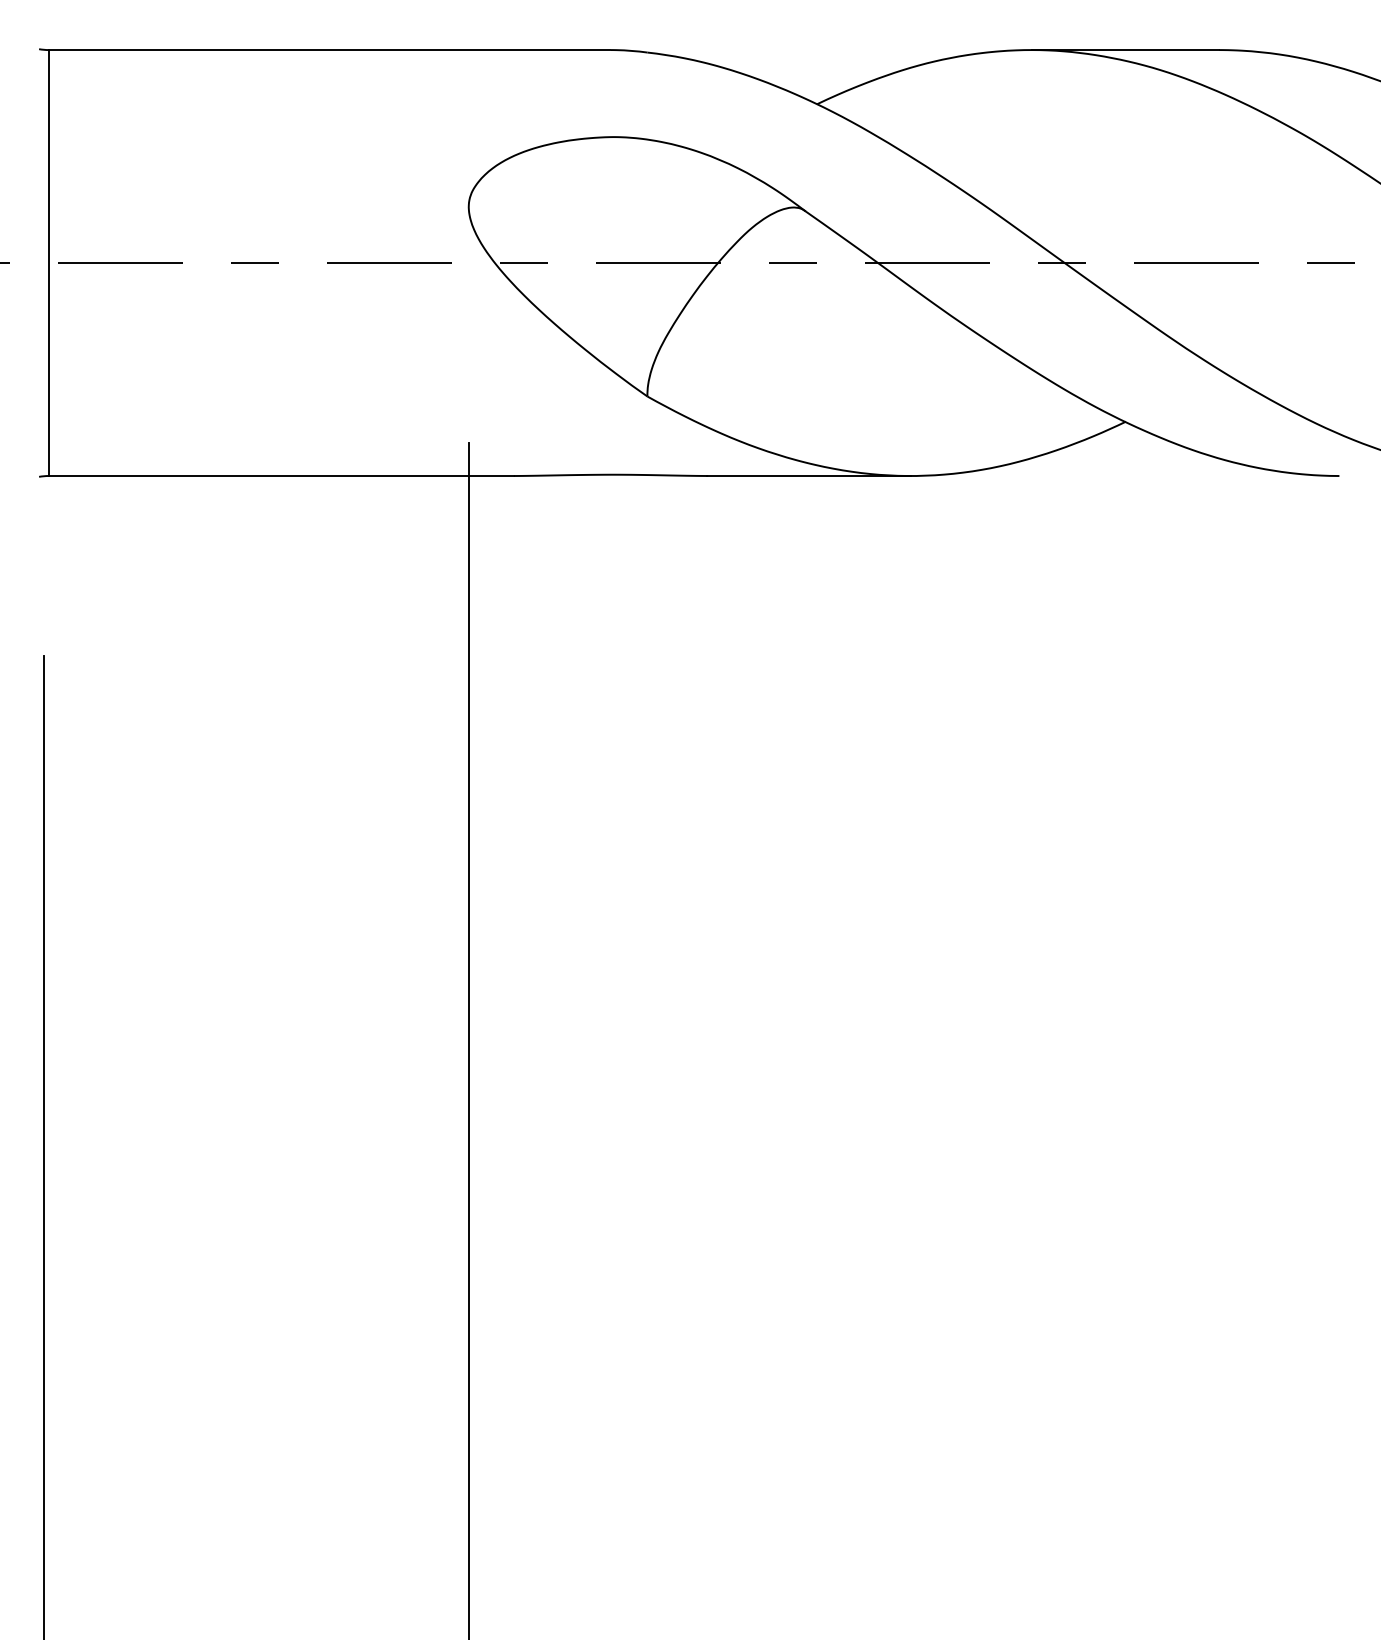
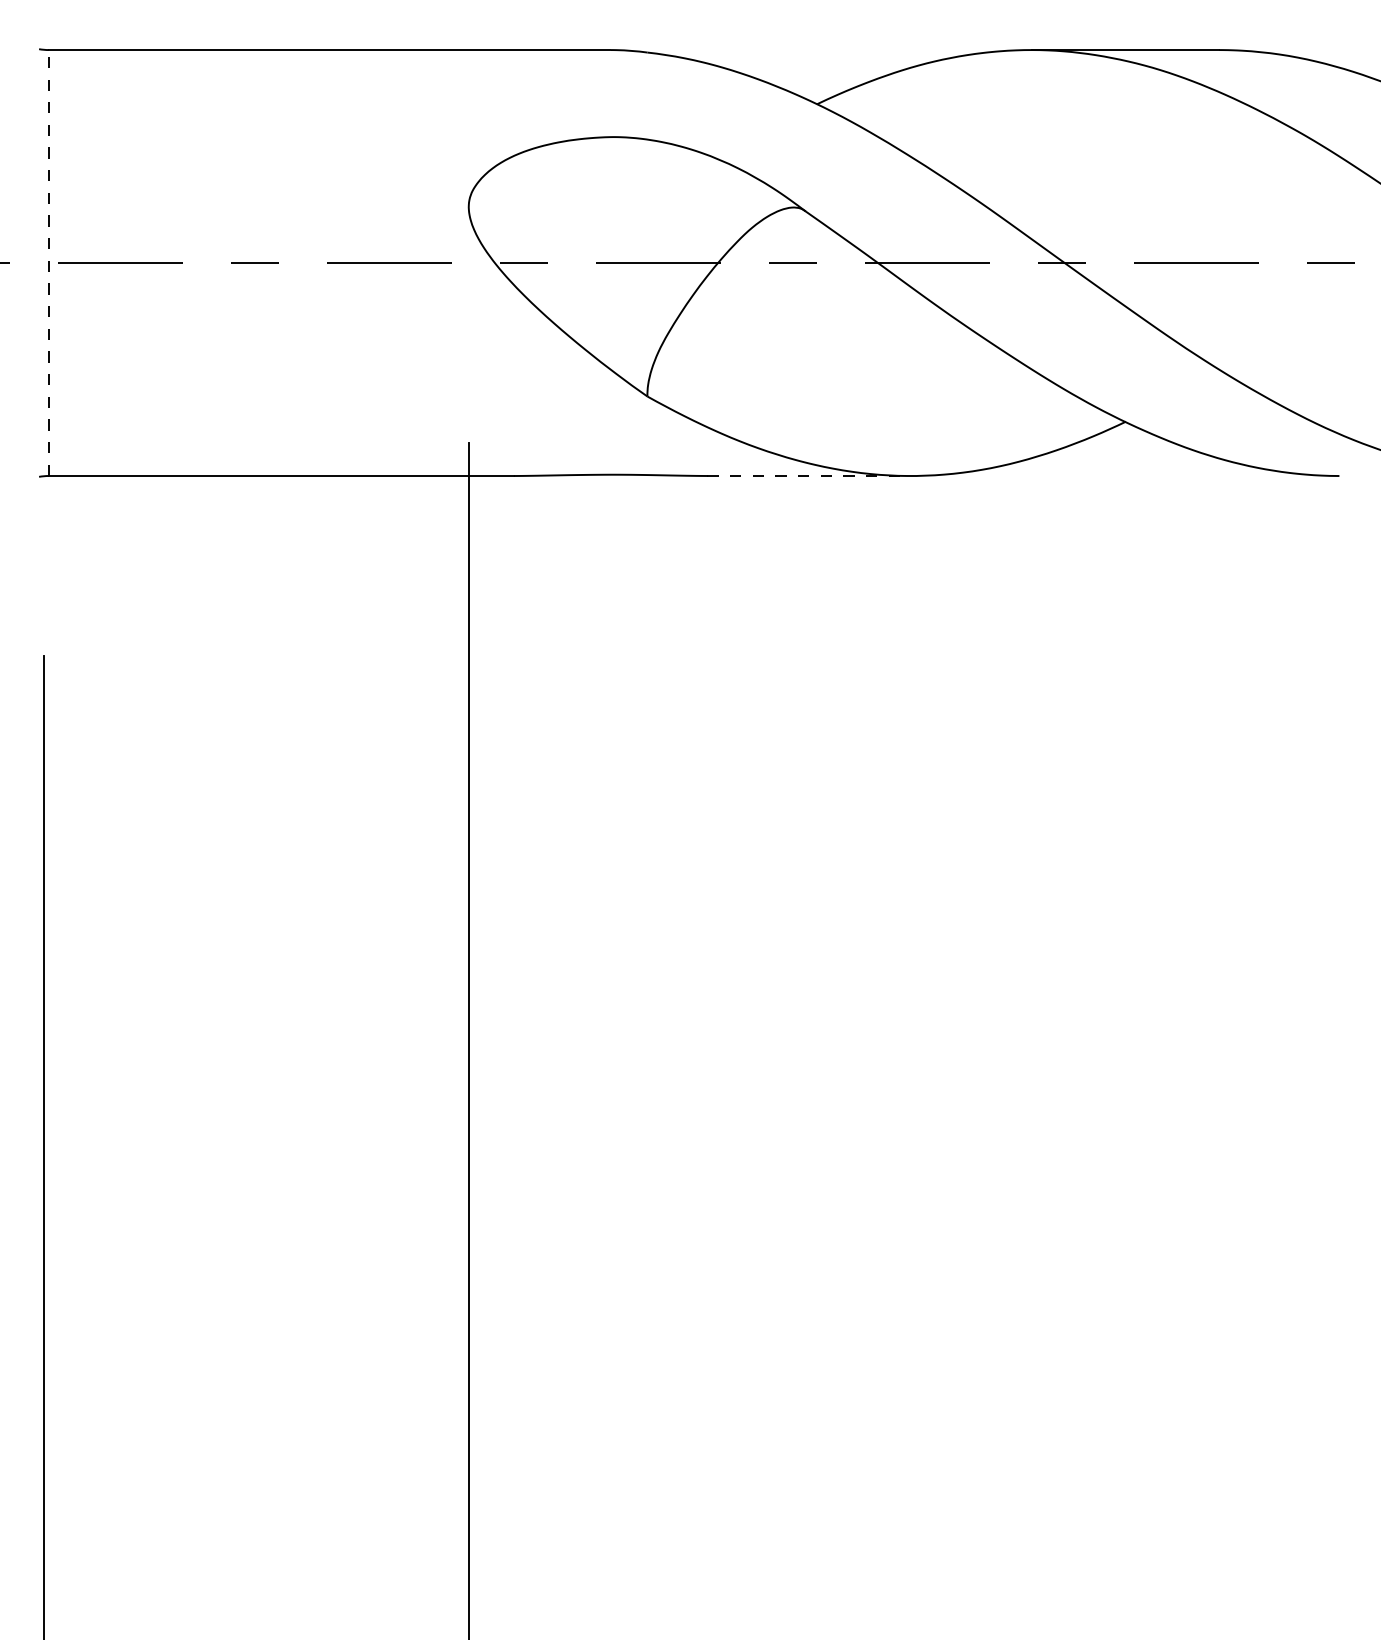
line: solid -> dashed (48, 263)
line: solid -> dashed (809, 476)
